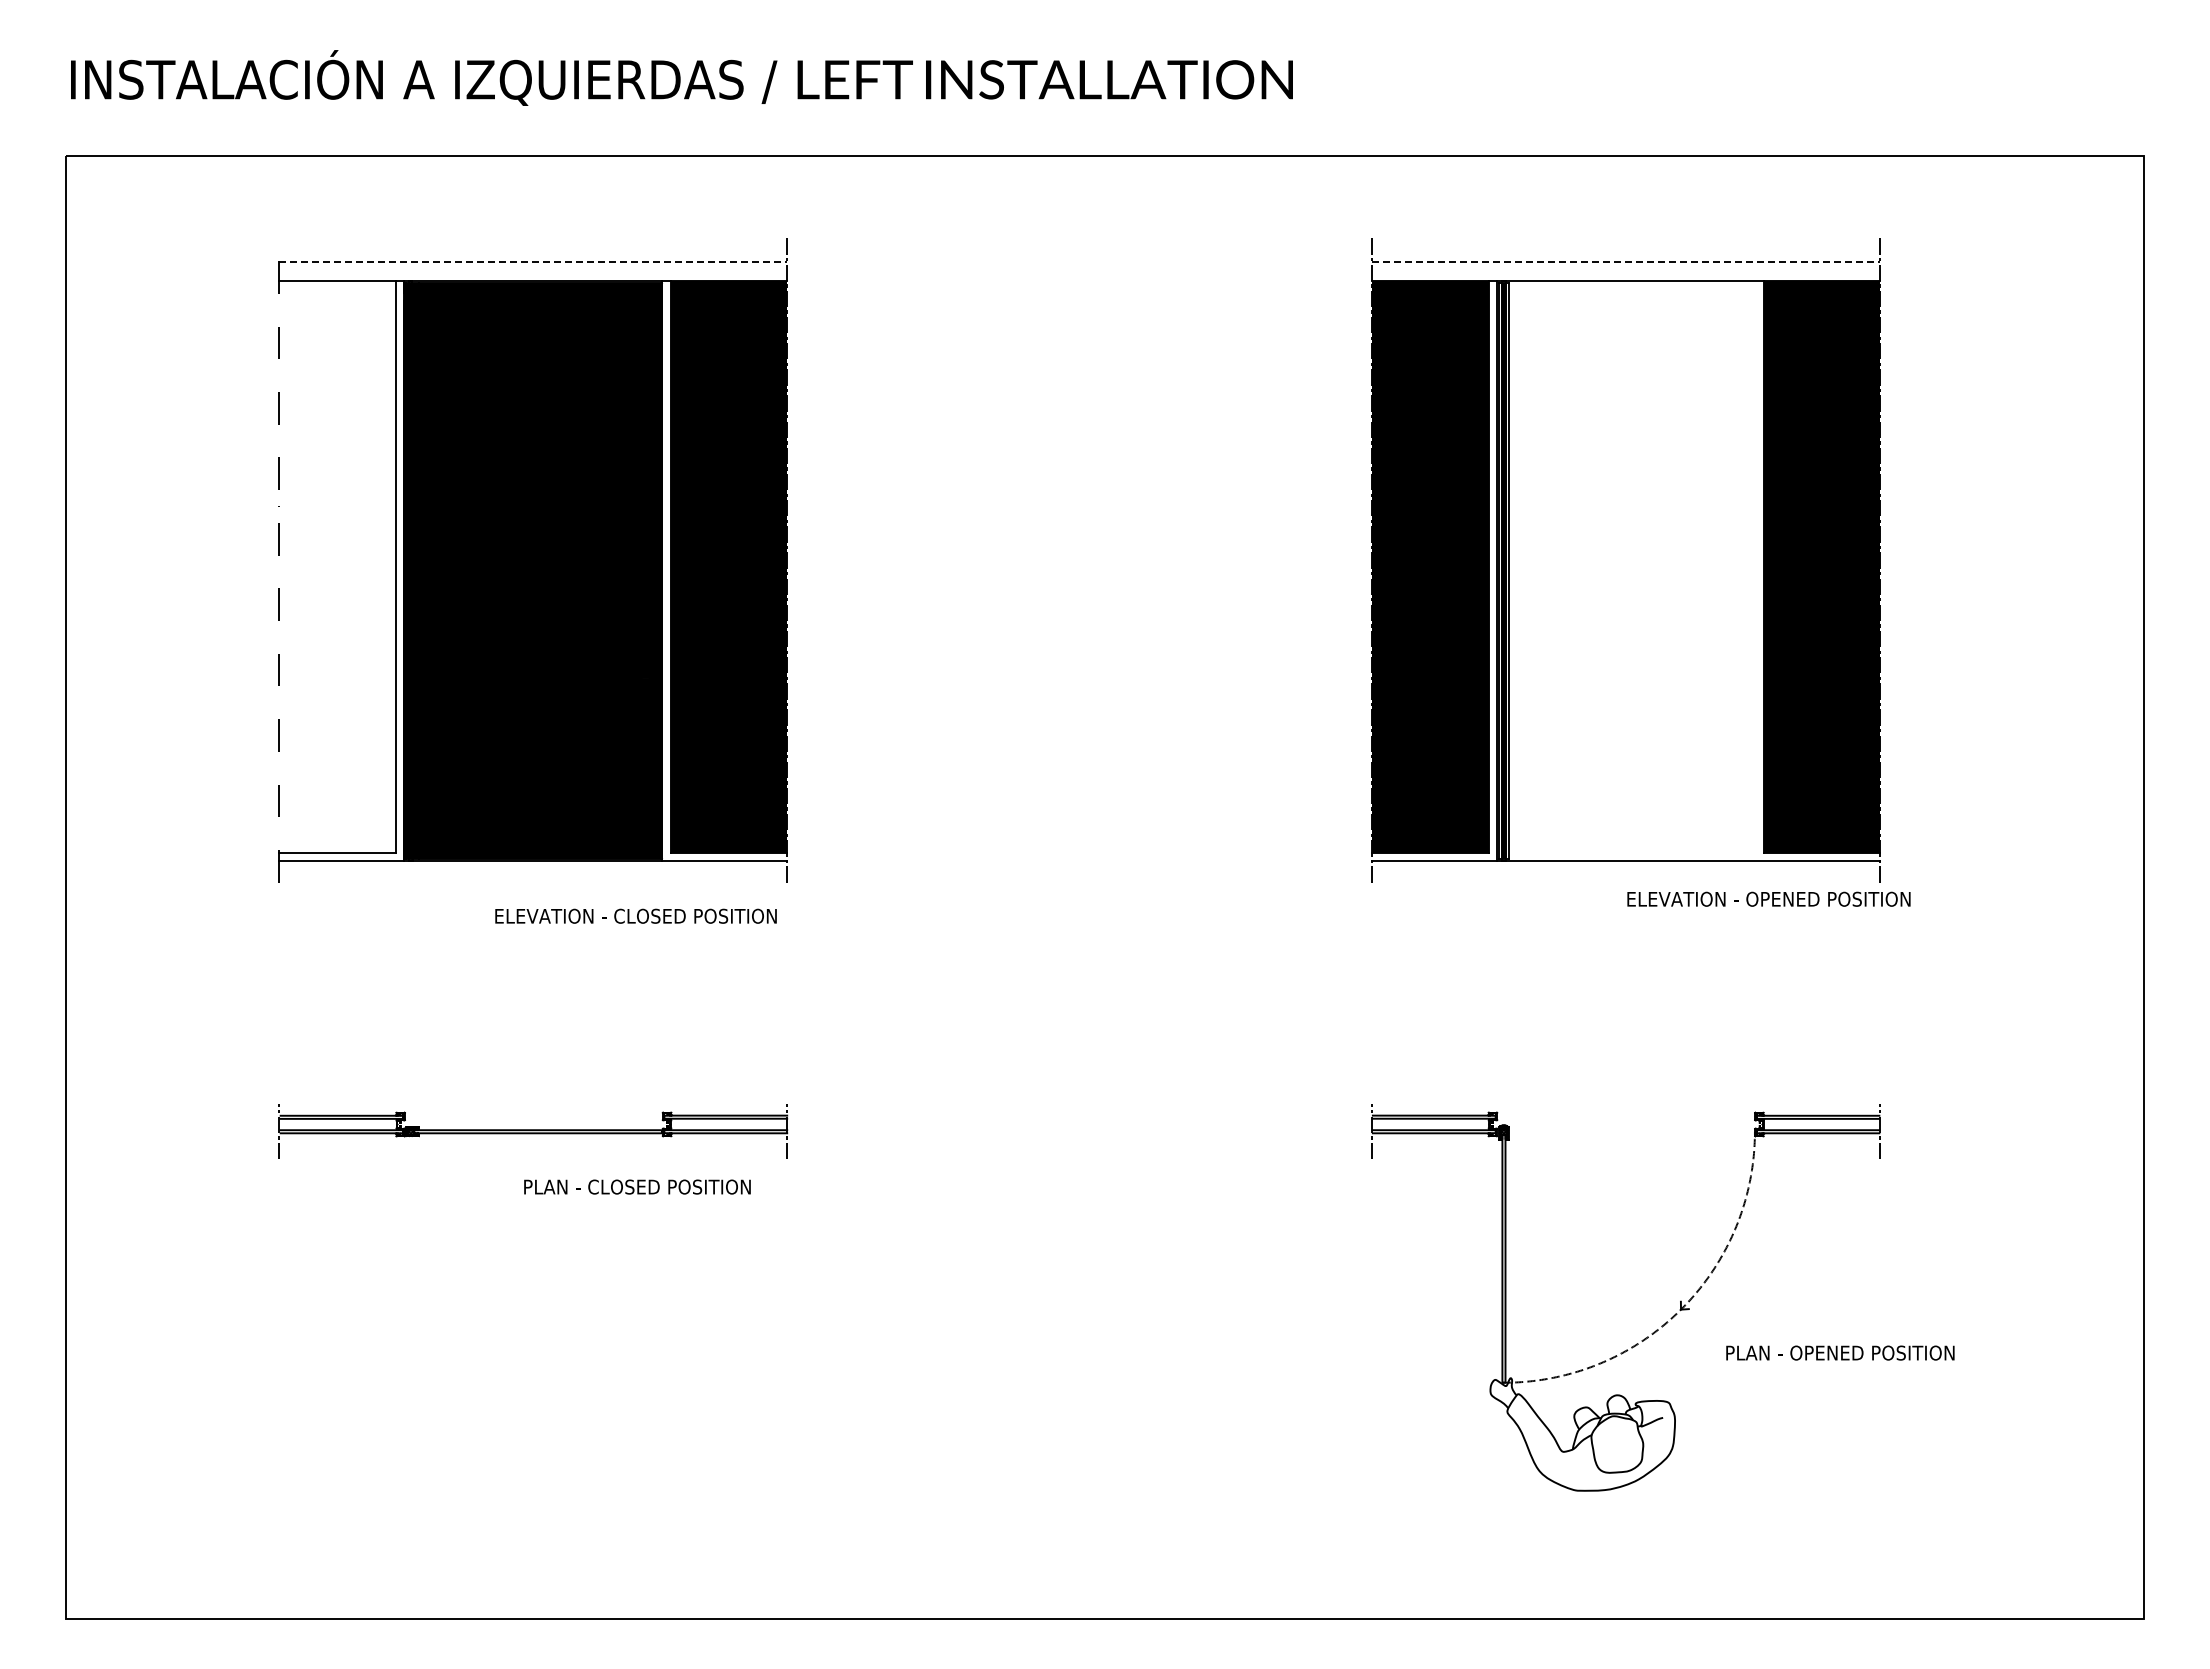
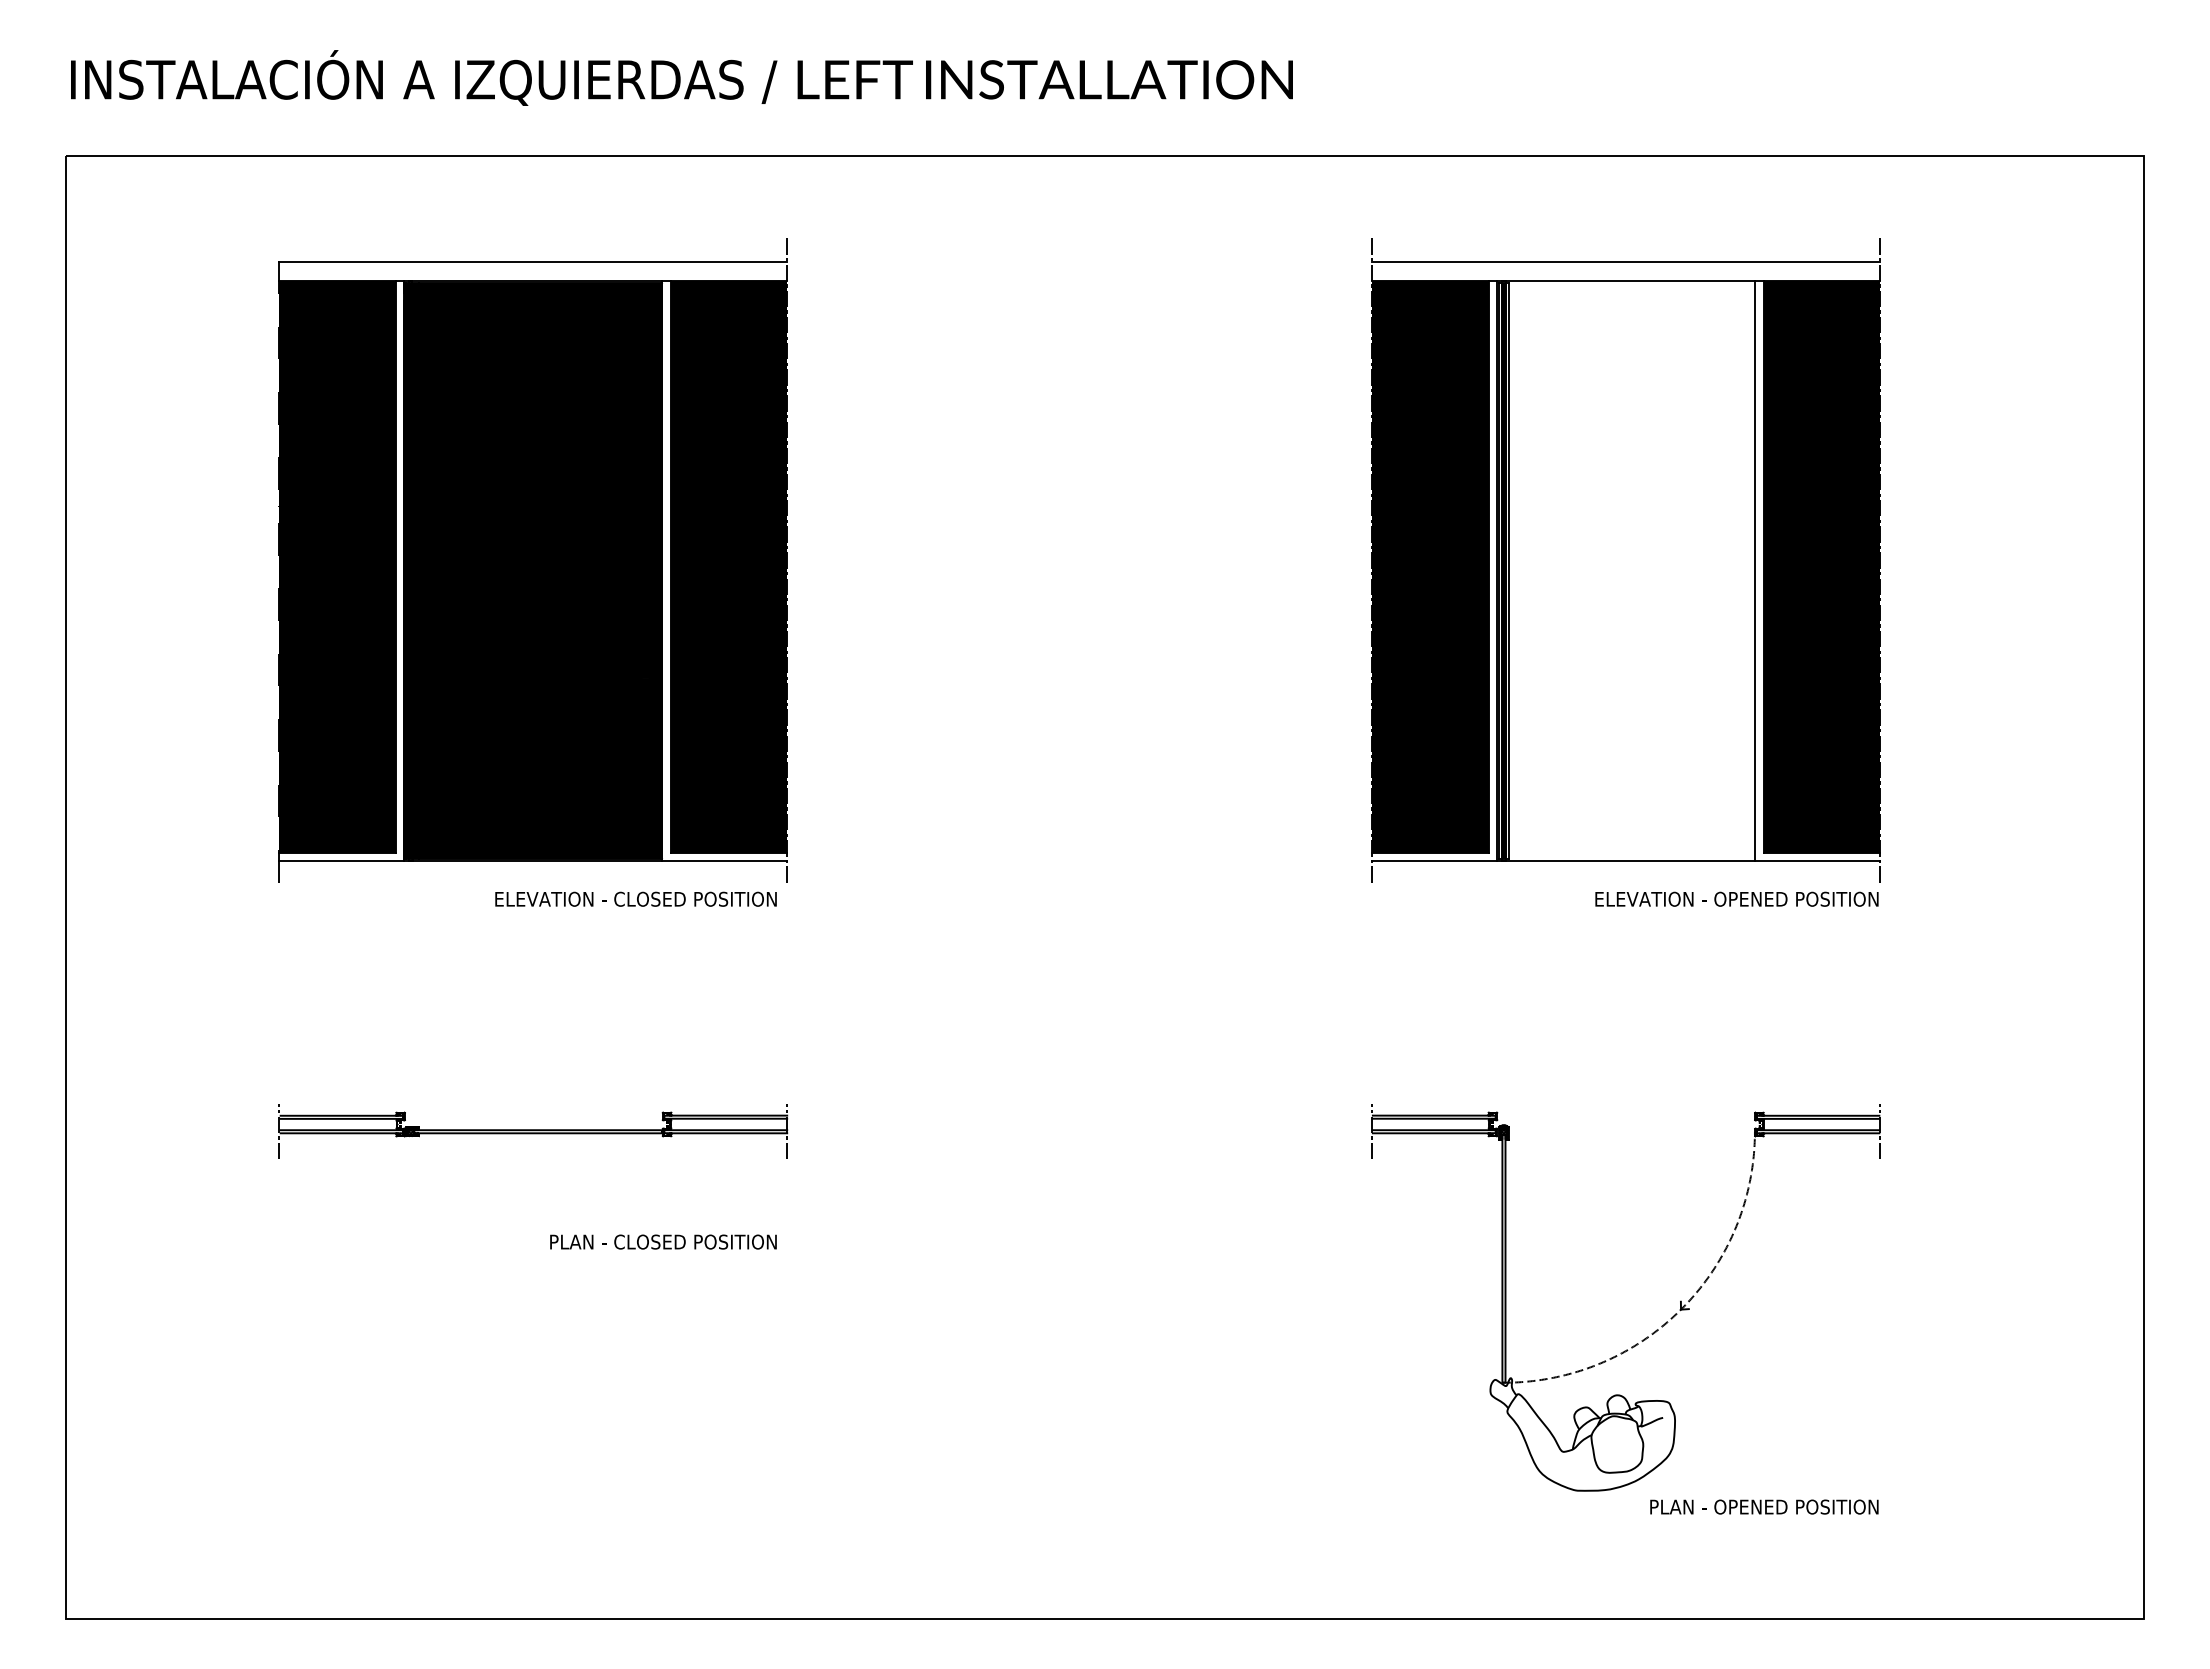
line: dashed -> solid (533, 262)
line: dashed -> solid (1626, 262)
fill: none -> present (337, 566)
line: none -> present (1755, 570)
text position: (1768, 898) -> (1736, 898) (1736, 898)
text position: (635, 915) -> (635, 898) (635, 898)
text position: (637, 1186) -> (663, 1241) (663, 1241)
text position: (1840, 1352) -> (1764, 1506) (1764, 1506)
